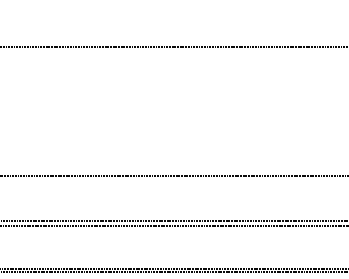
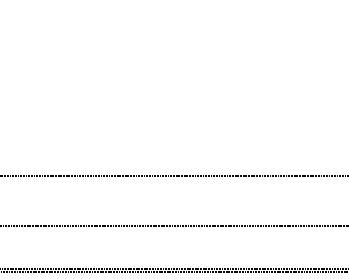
line: present -> none (173, 46)
line: present -> none (173, 221)
